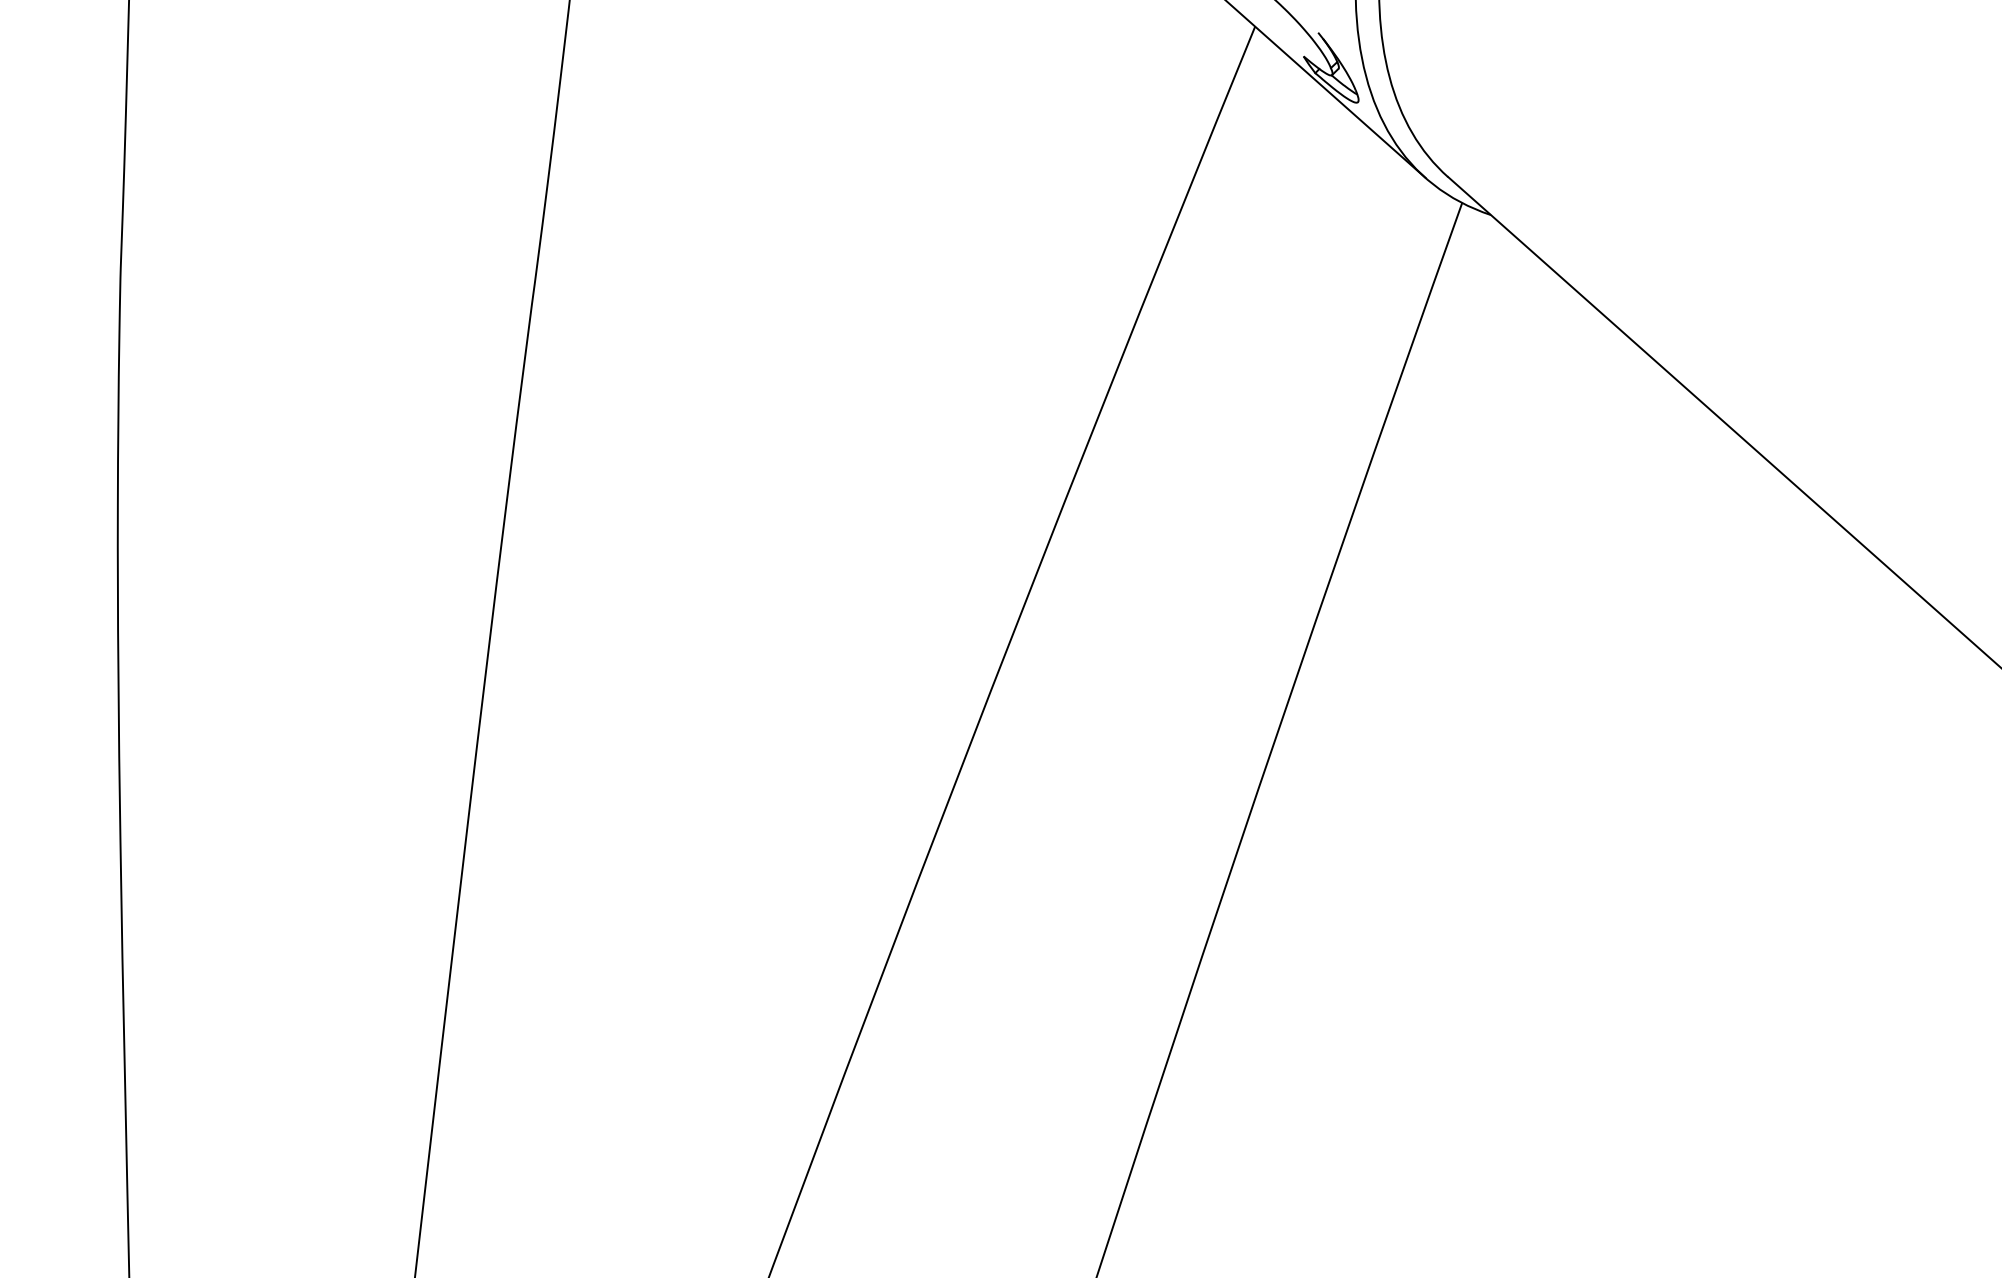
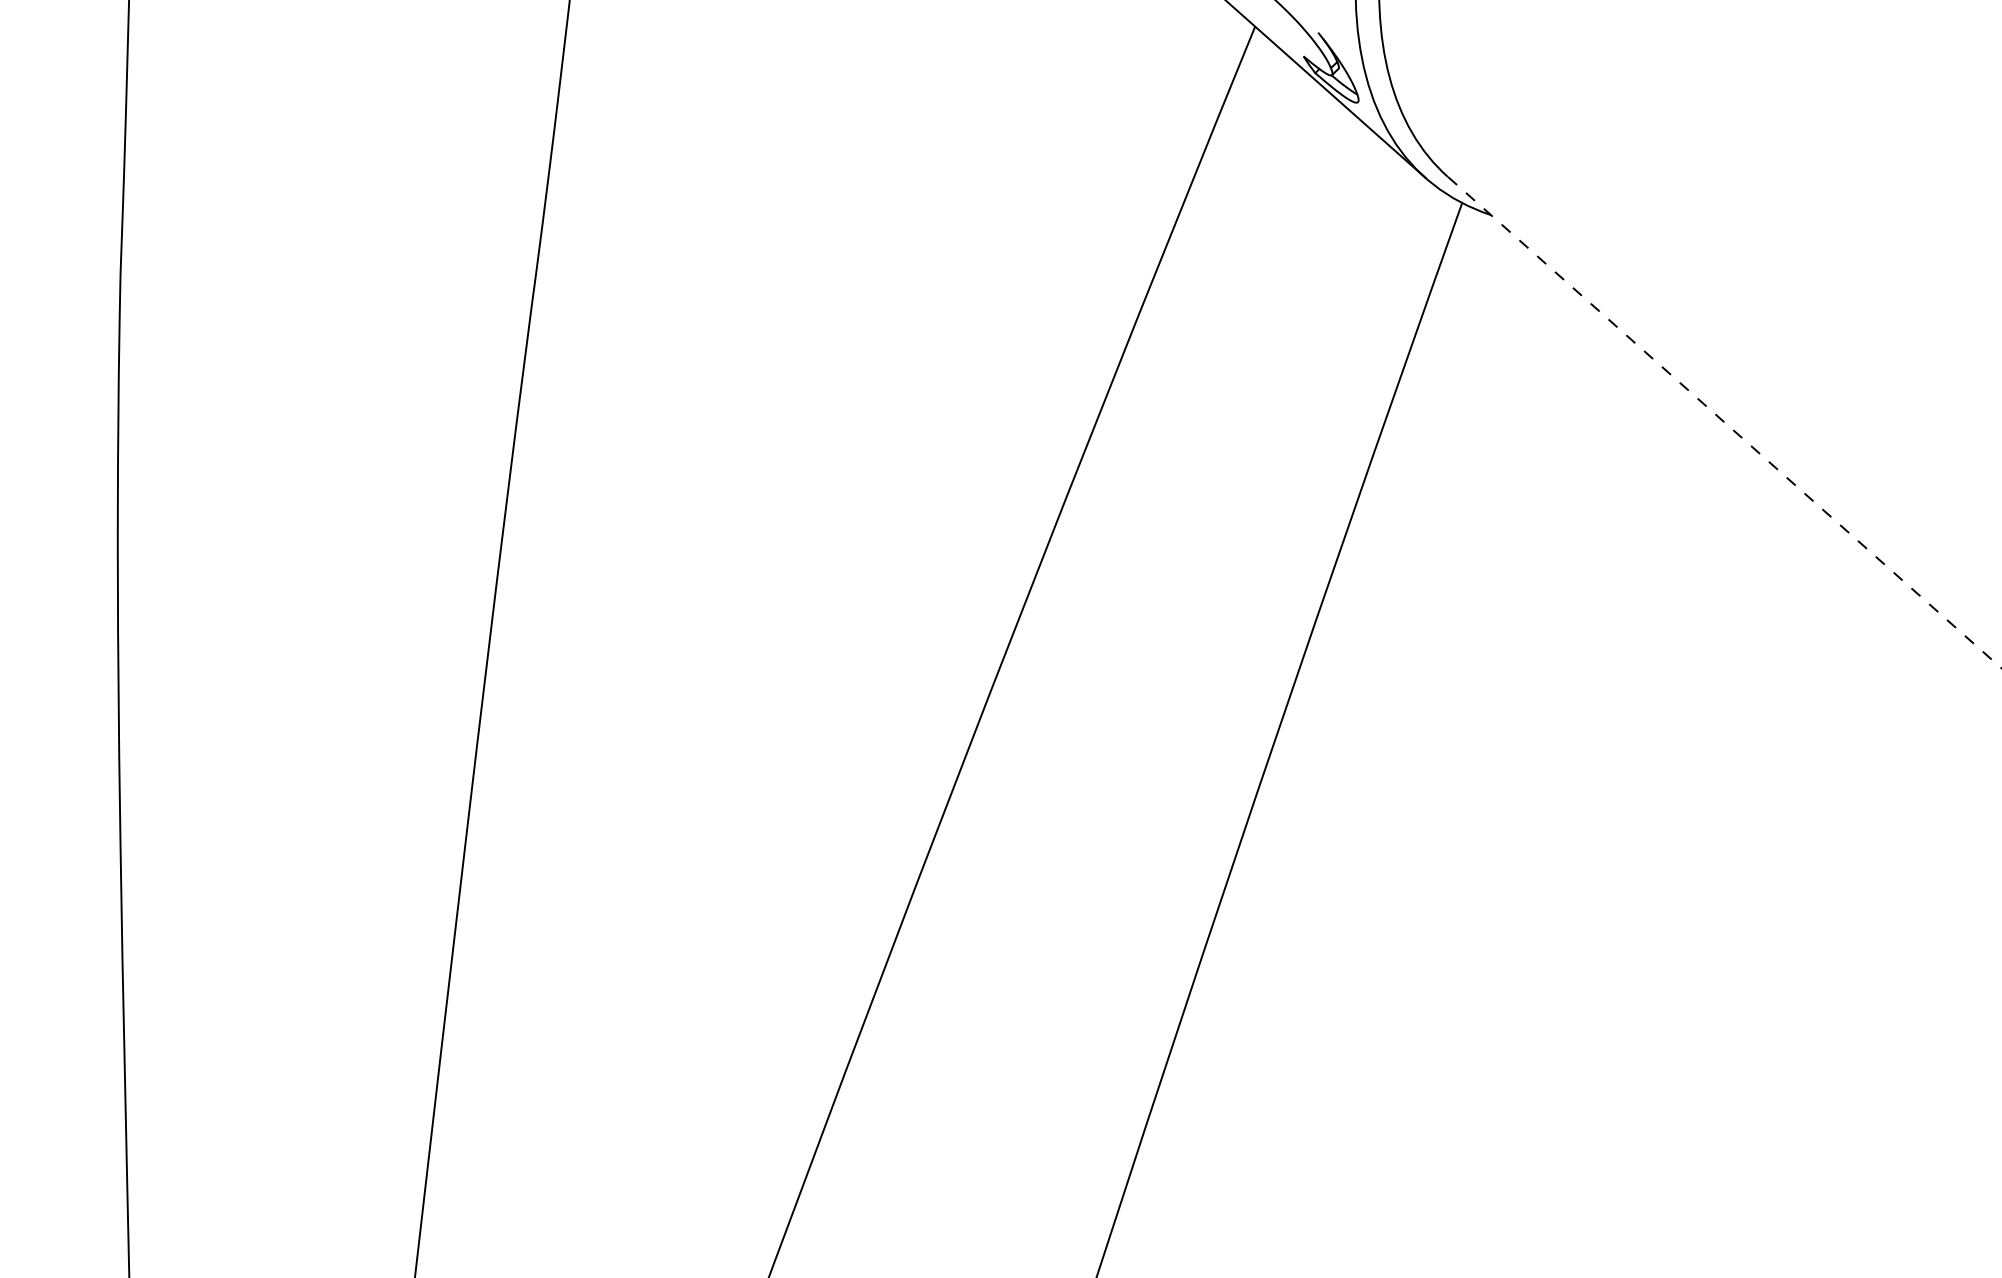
line: solid -> dashed (1724, 422)
